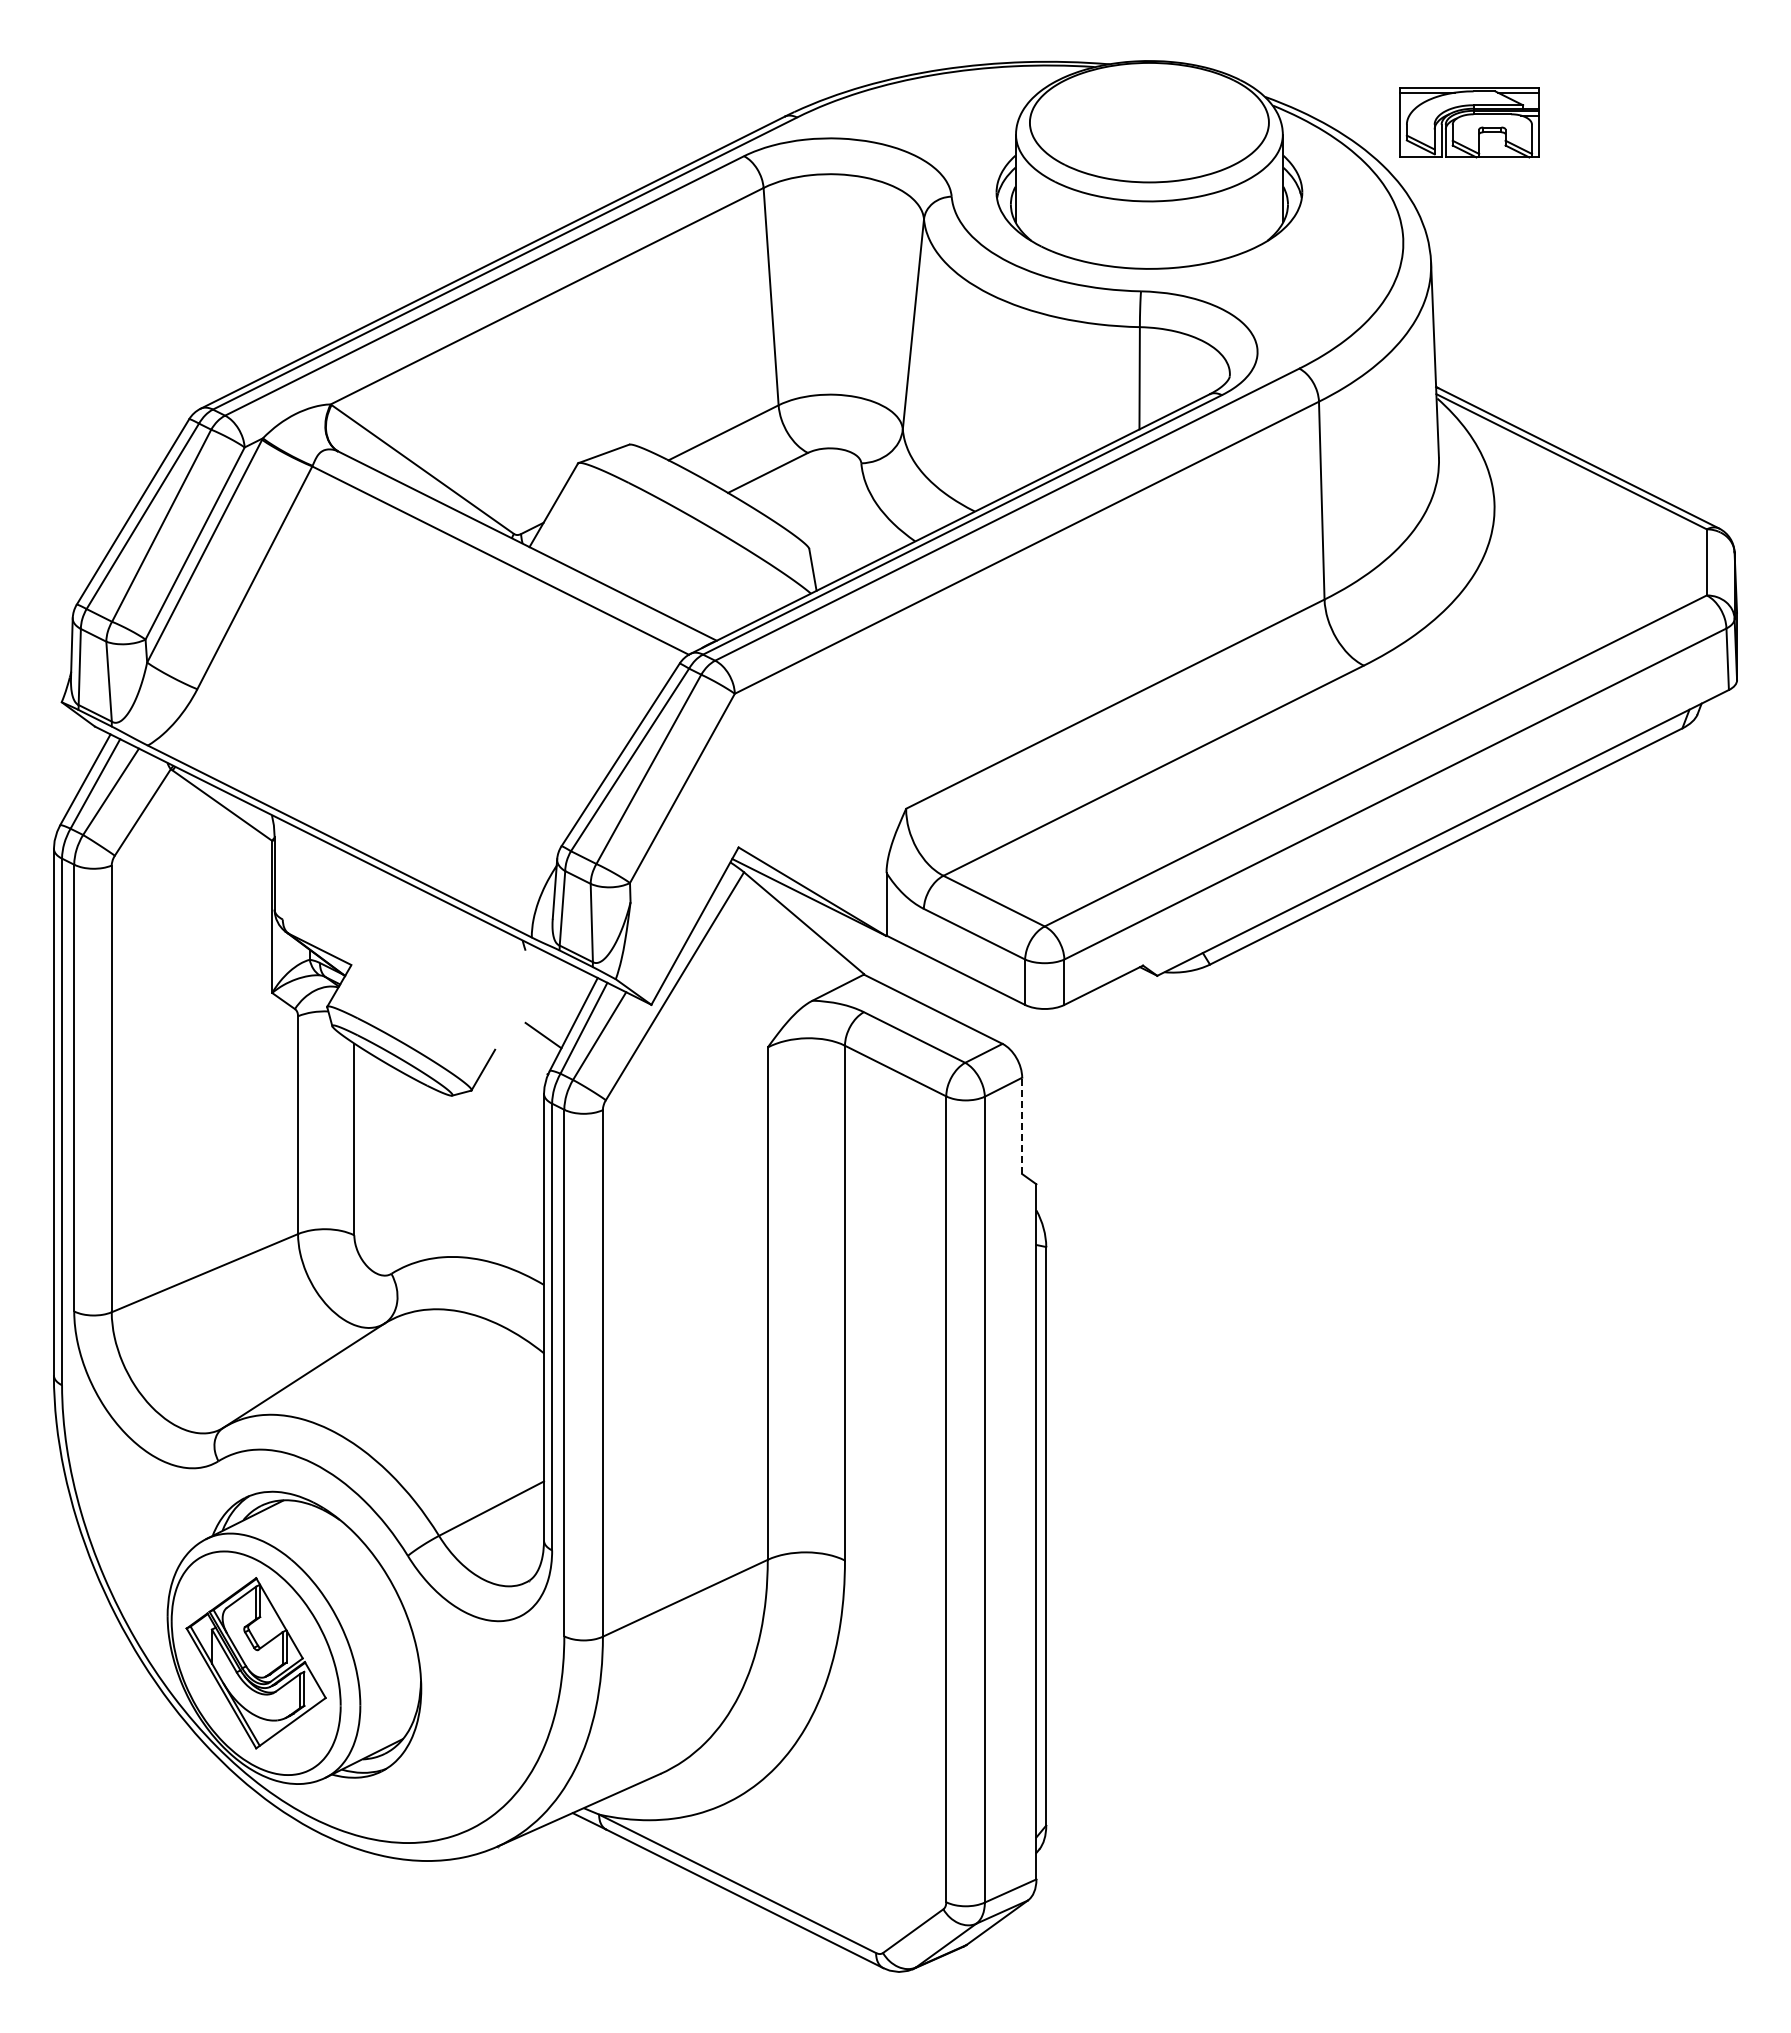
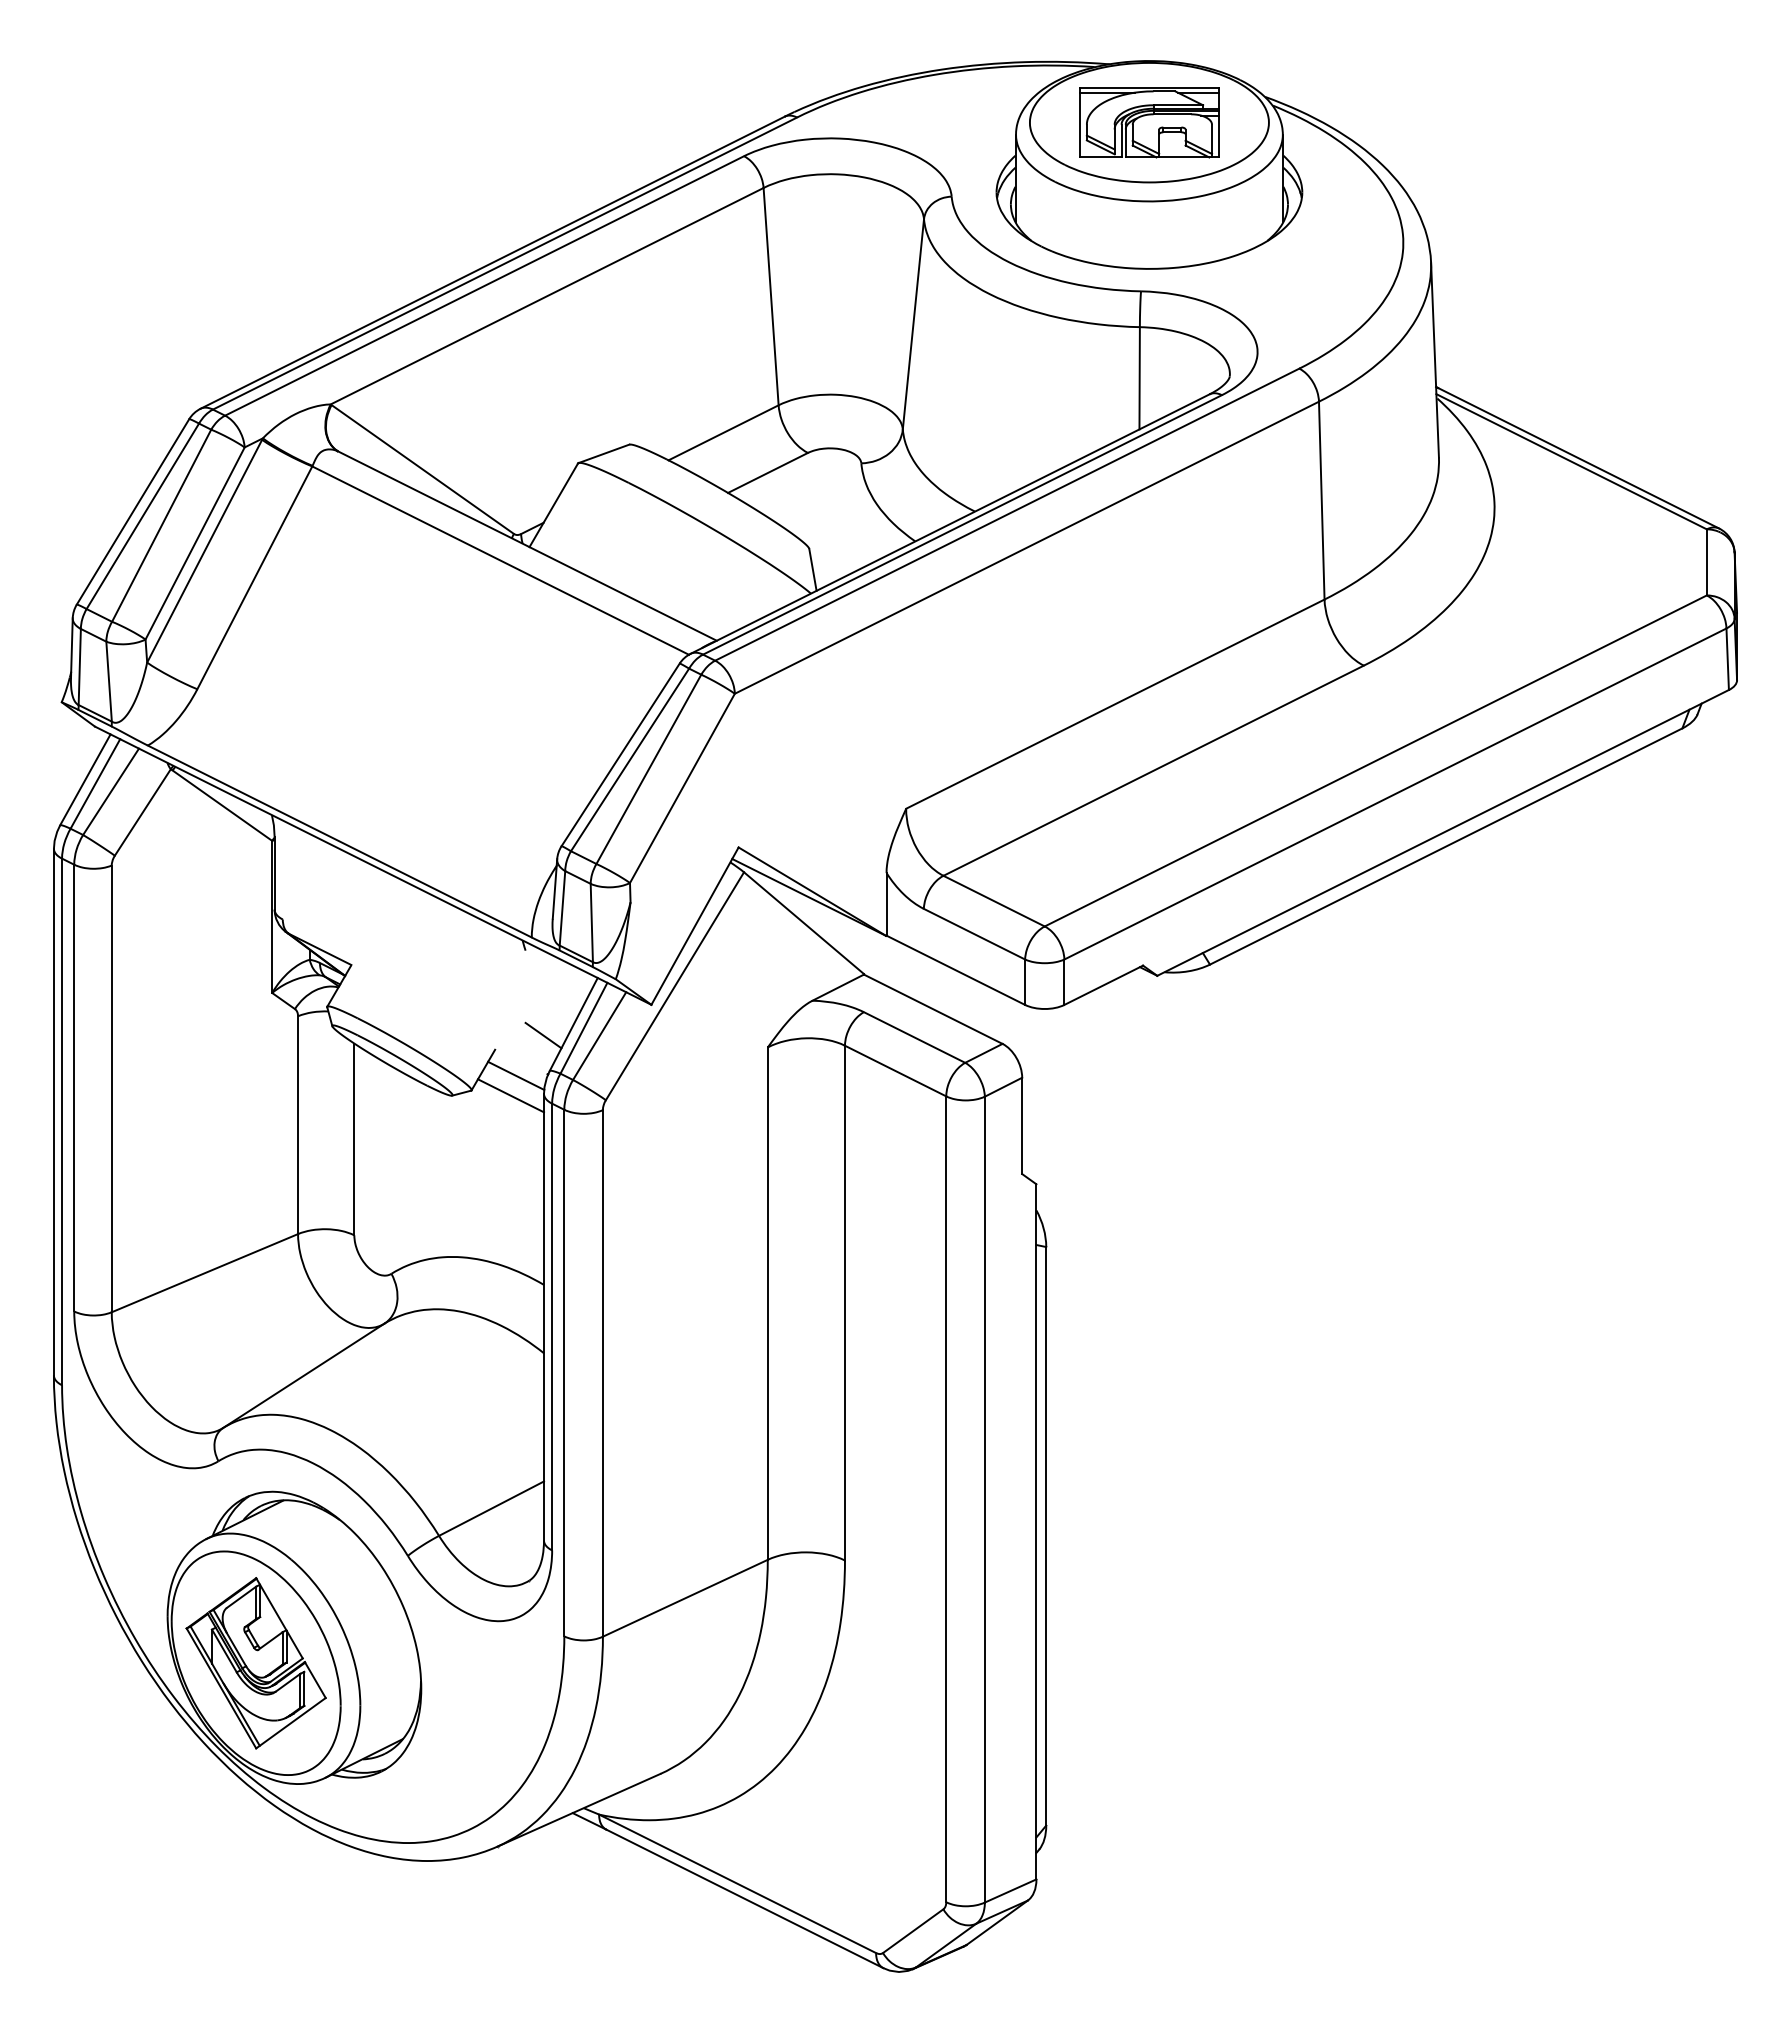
part position: (1469, 122) -> (1149, 122) (1149, 122)
line: none -> present (516, 1075)
line: none -> present (511, 1095)
line: dashed -> solid (1022, 1125)
